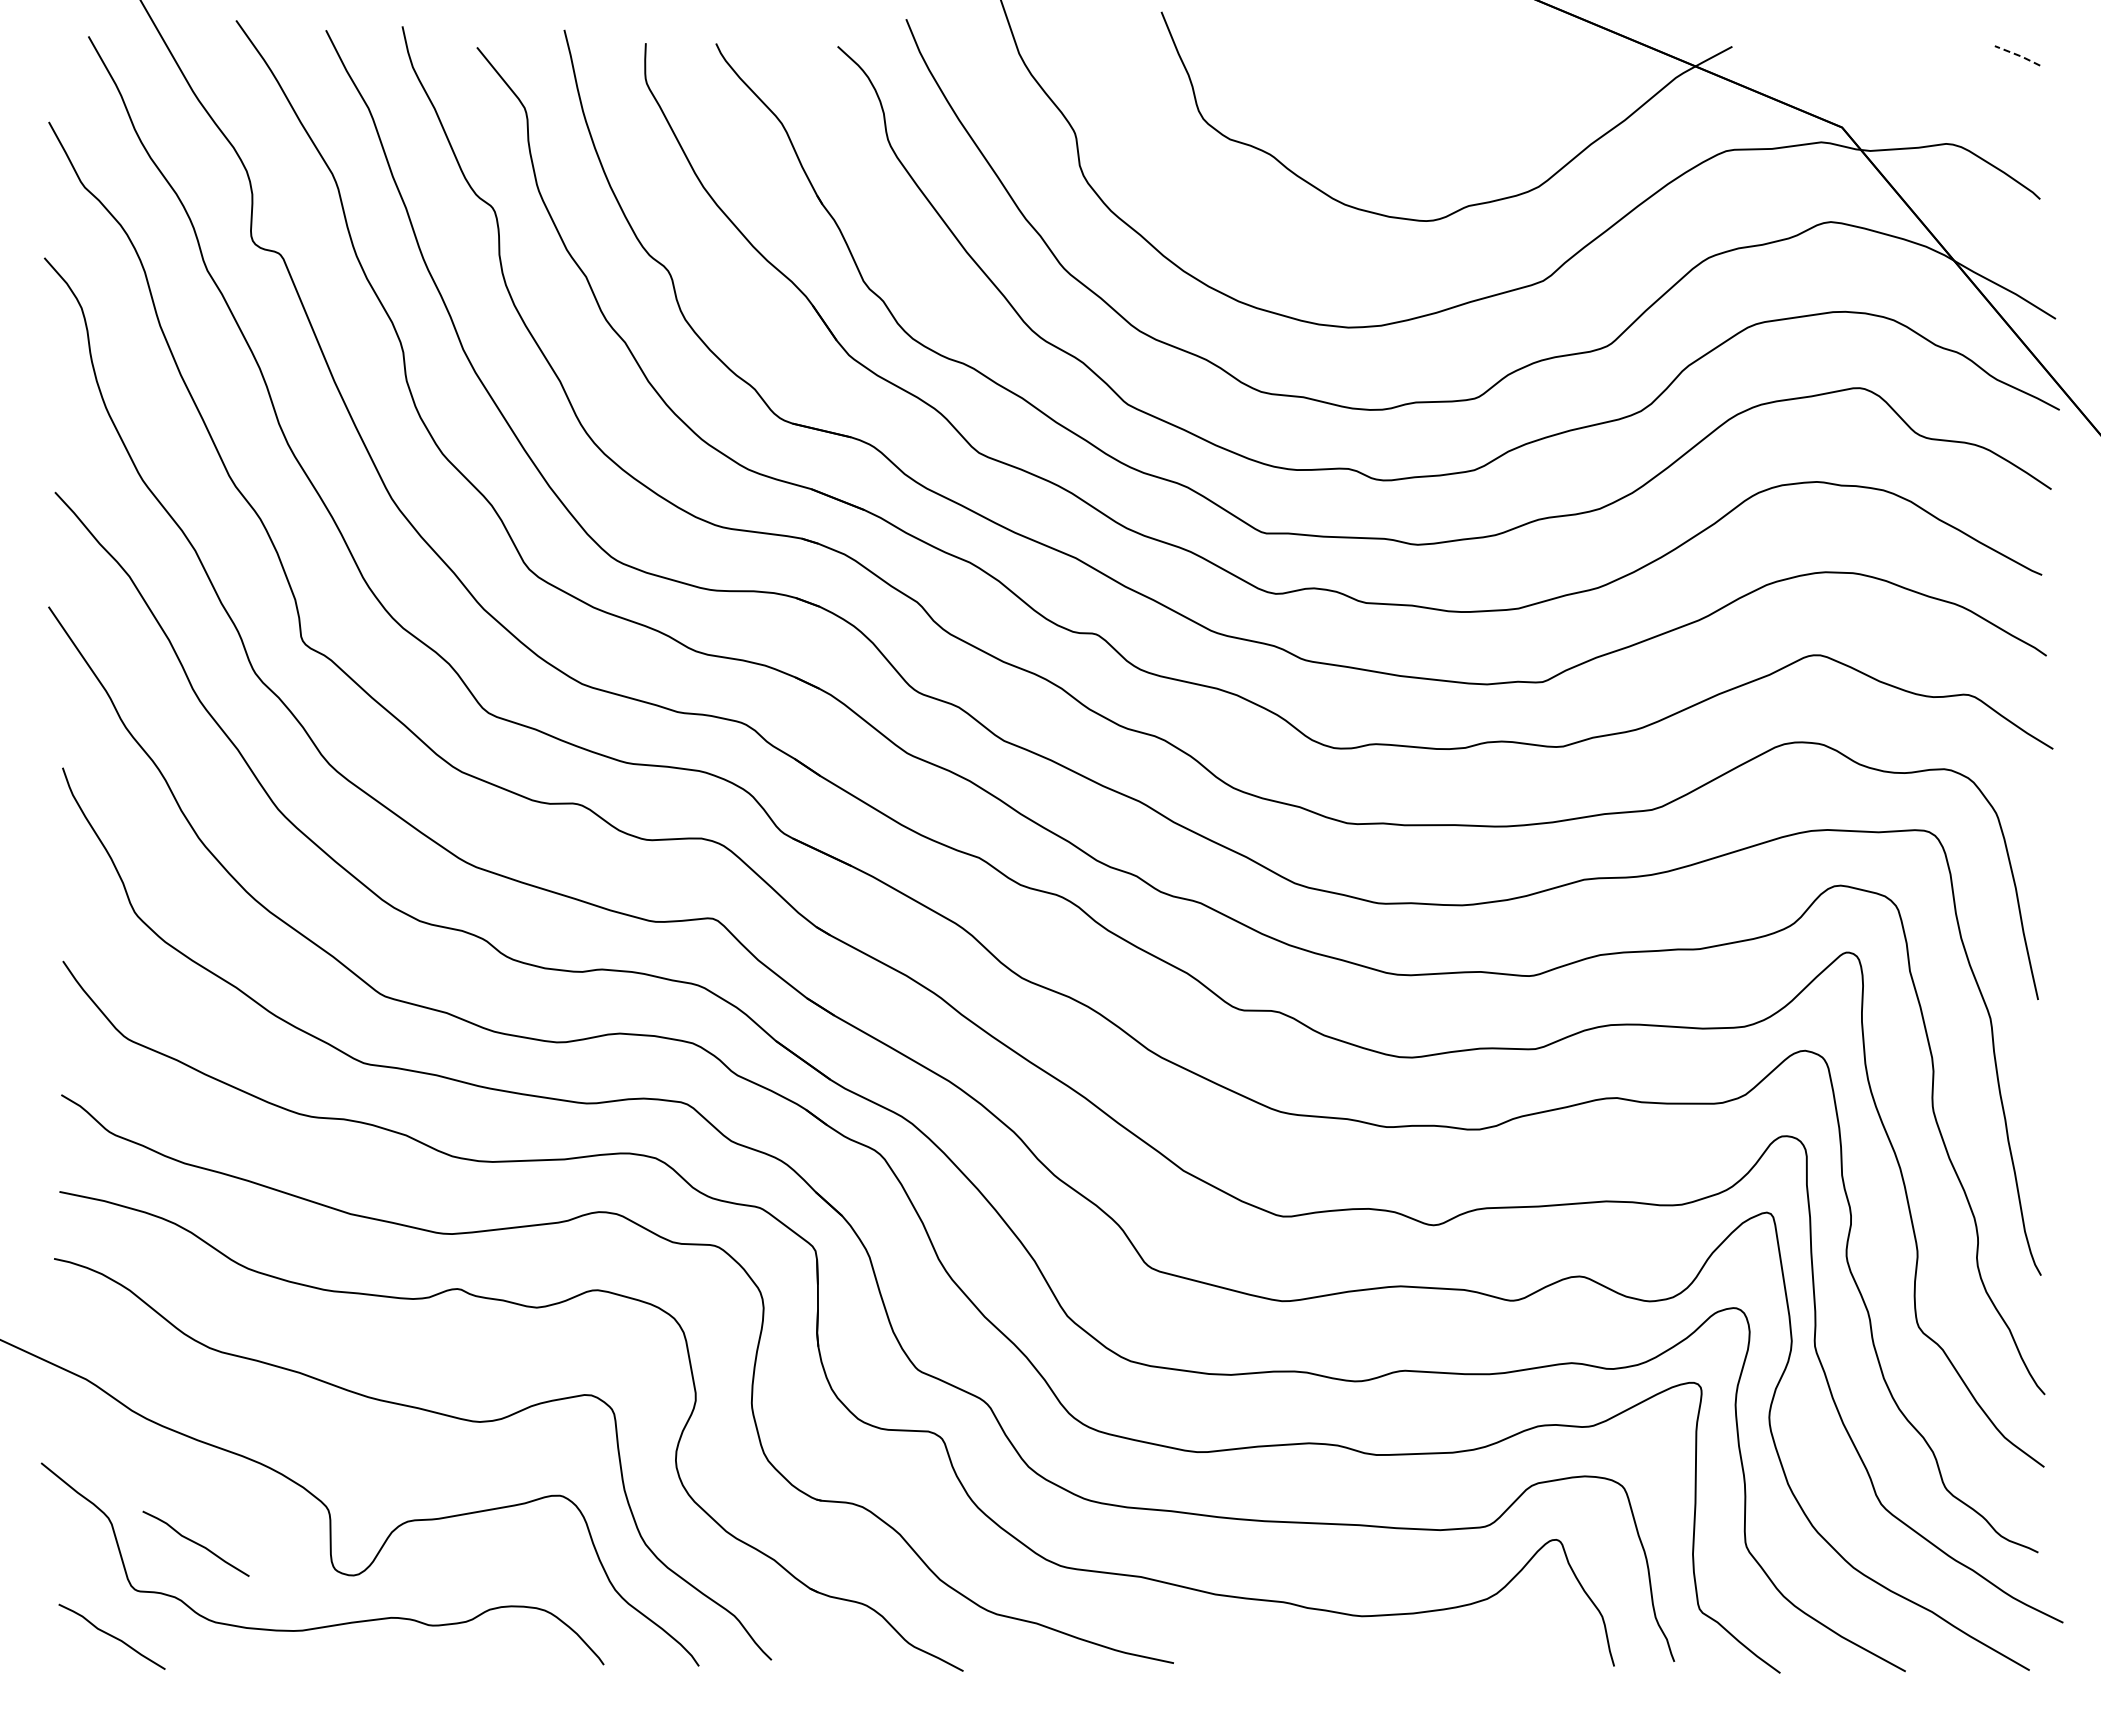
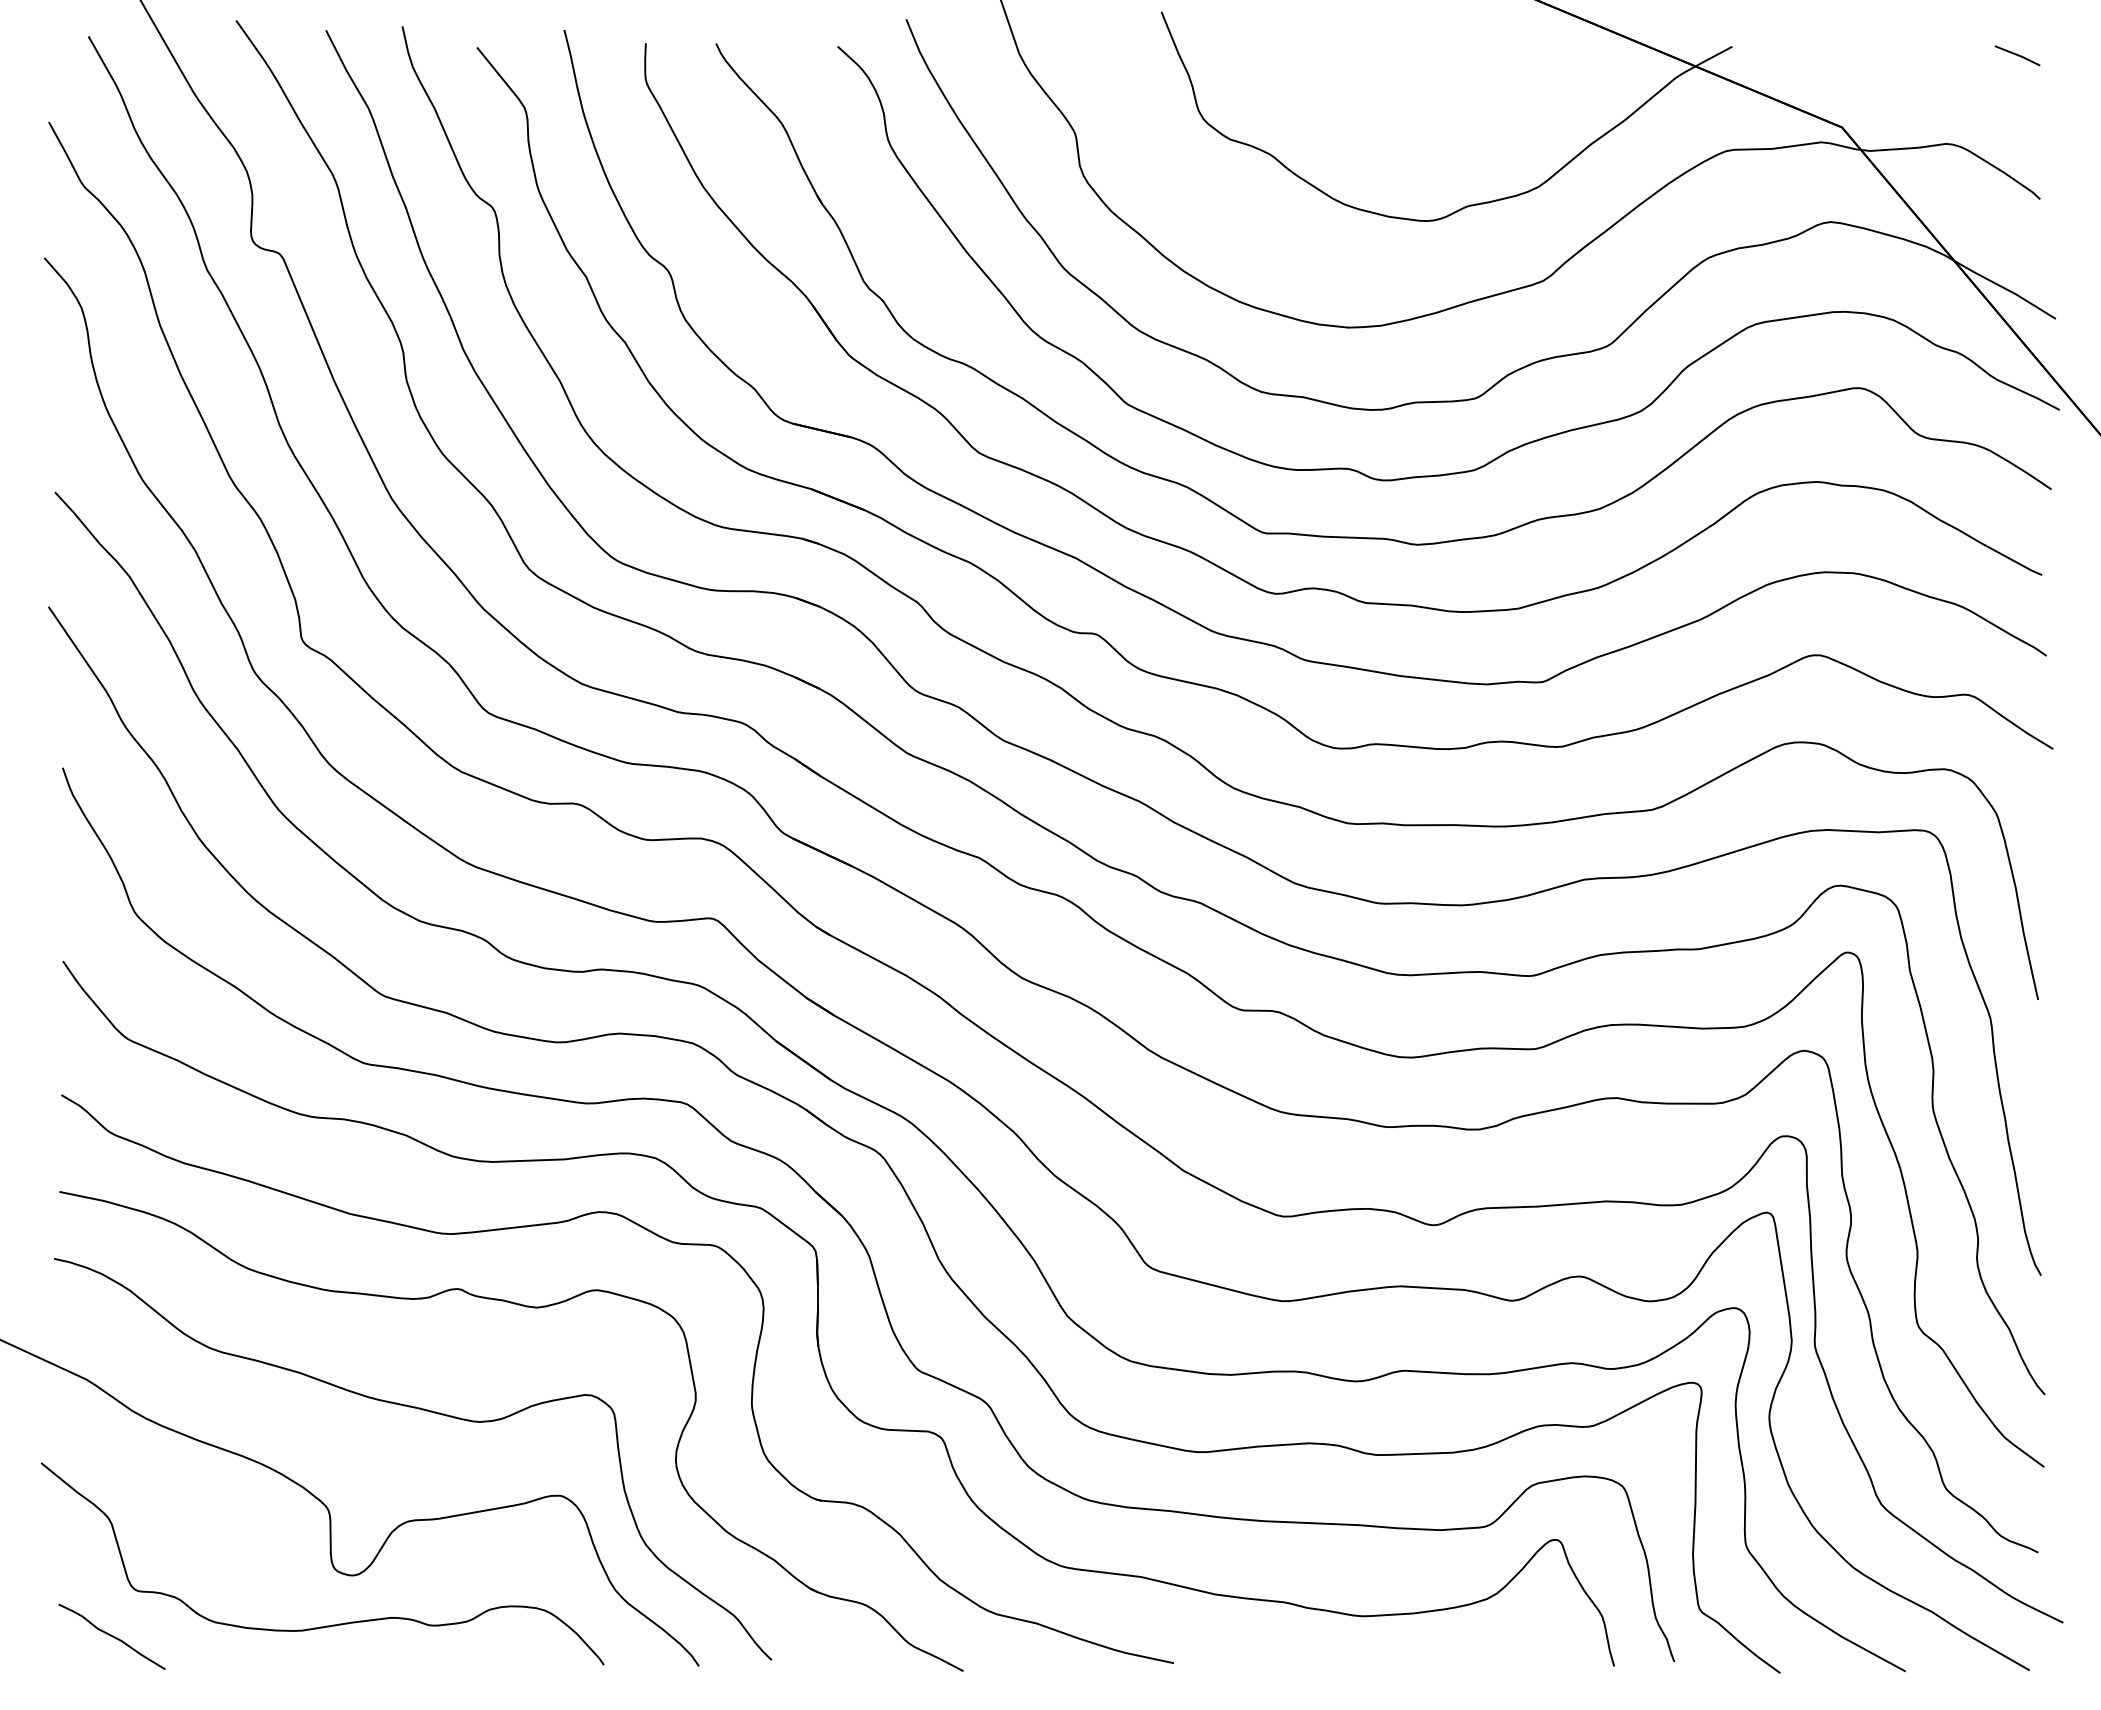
line: dashed -> solid (2018, 55)
curve: present -> none (195, 1543)
